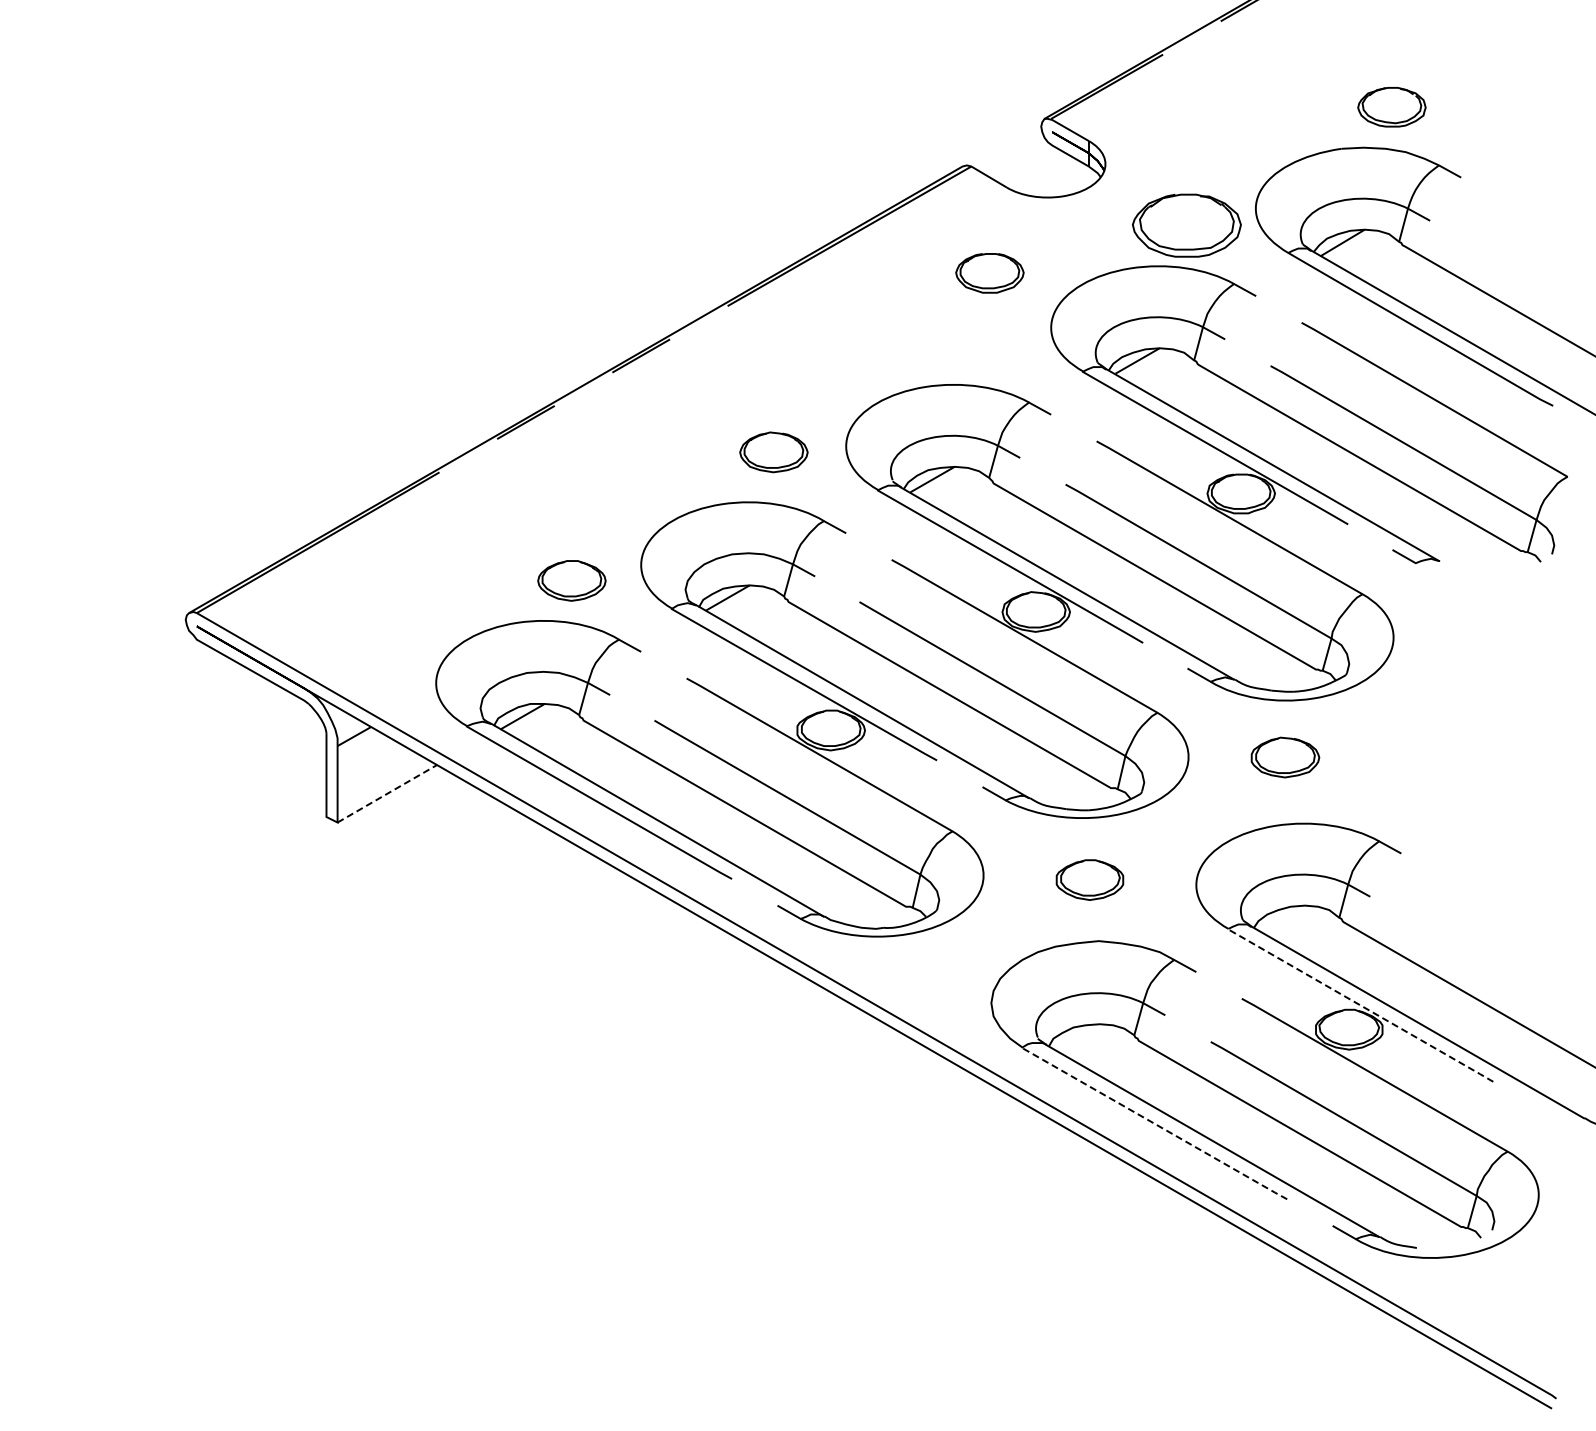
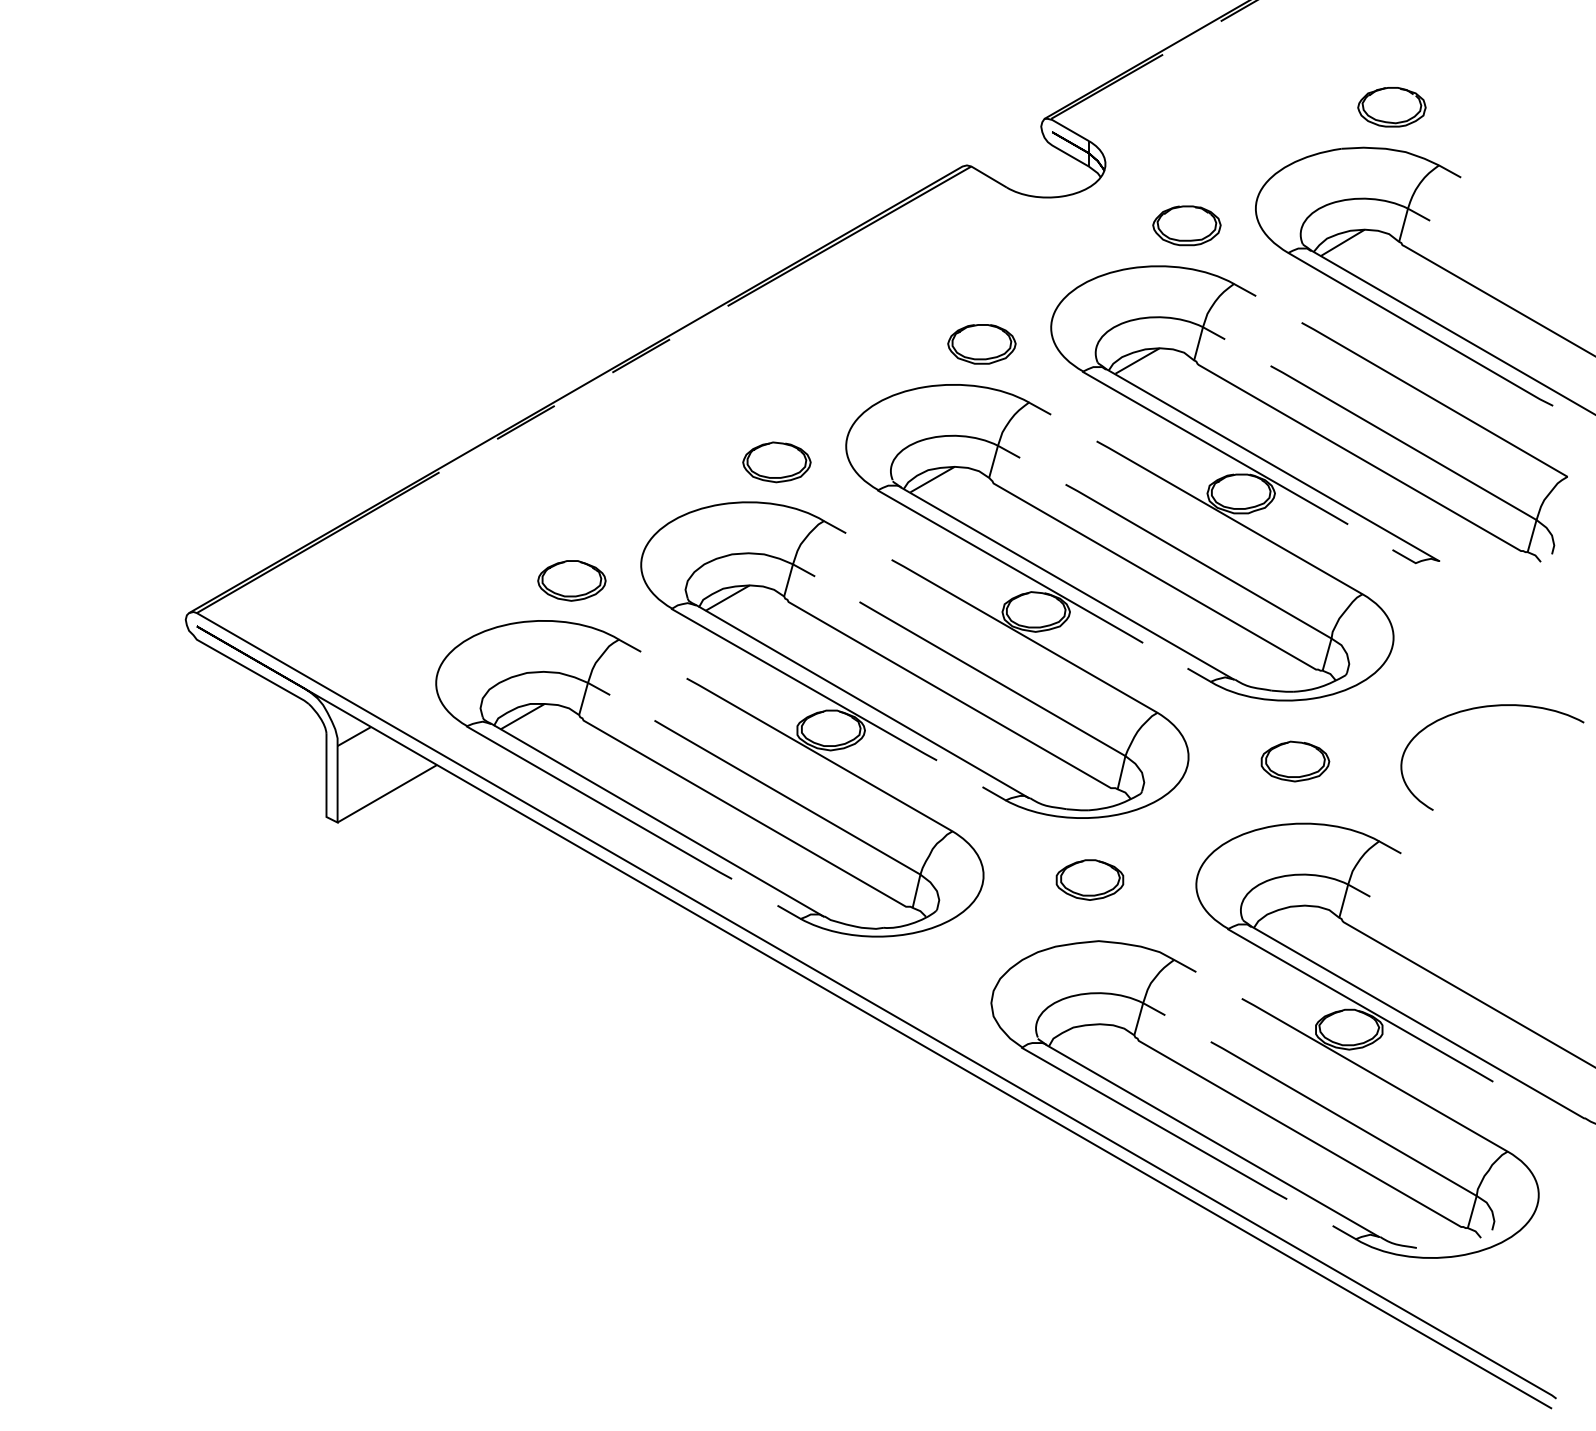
part size: 110x65 px -> 70x42 px (1186, 225)
part position: (989, 273) -> (981, 344) (981, 344)
part position: (773, 452) -> (776, 462) (776, 462)
curve: none -> present (1488, 707)
part position: (1285, 757) -> (1295, 761) (1295, 761)
line: dashed -> solid (387, 793)
line: dashed -> solid (1360, 1005)
line: dashed -> solid (1154, 1123)
